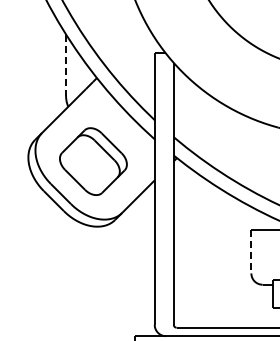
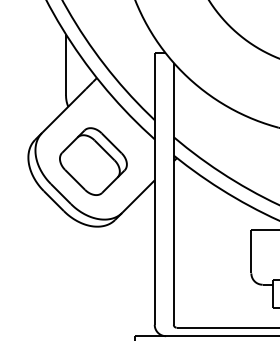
line: dashed -> solid (66, 65)
line: dashed -> solid (251, 251)
